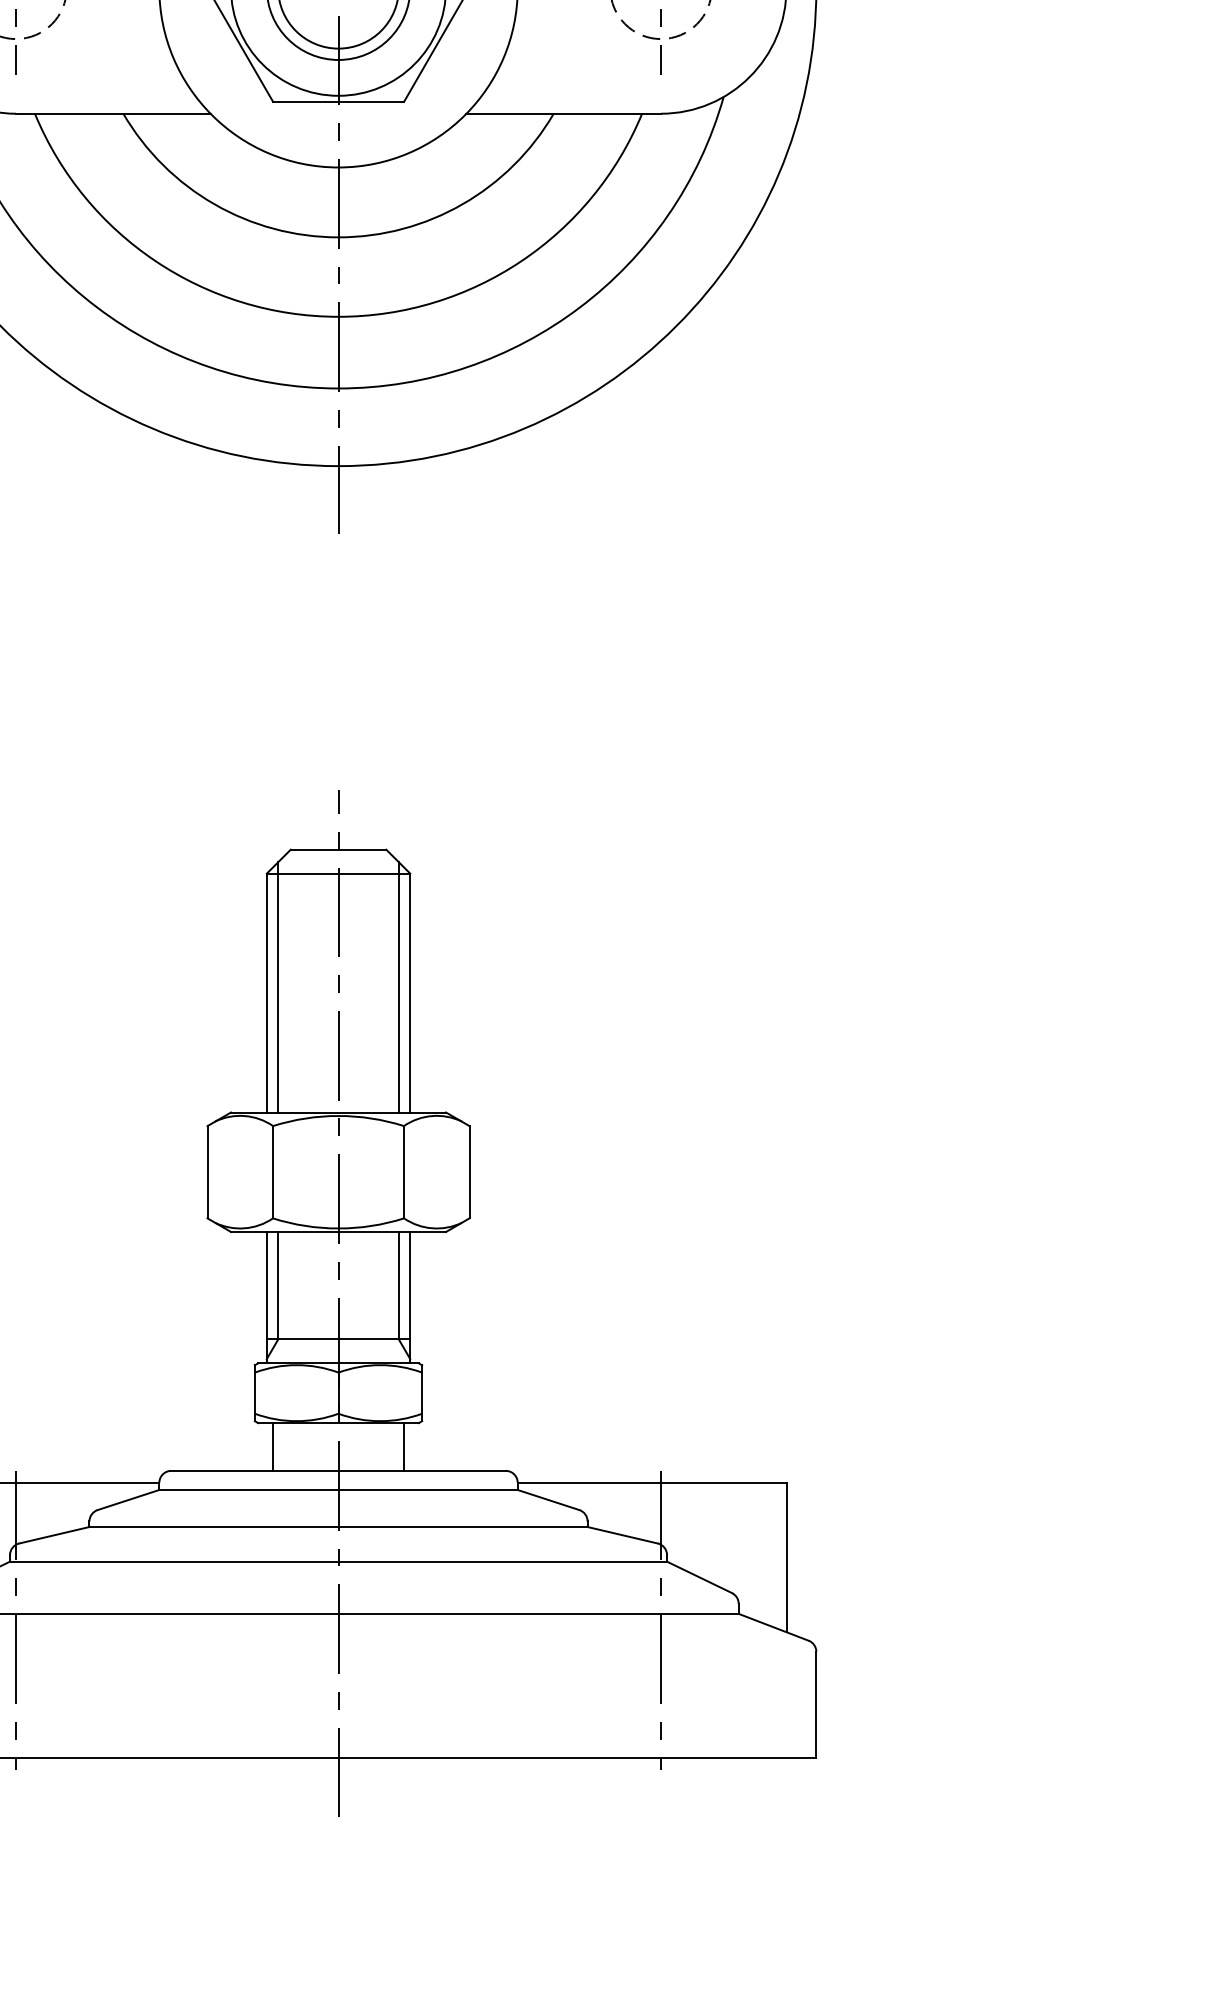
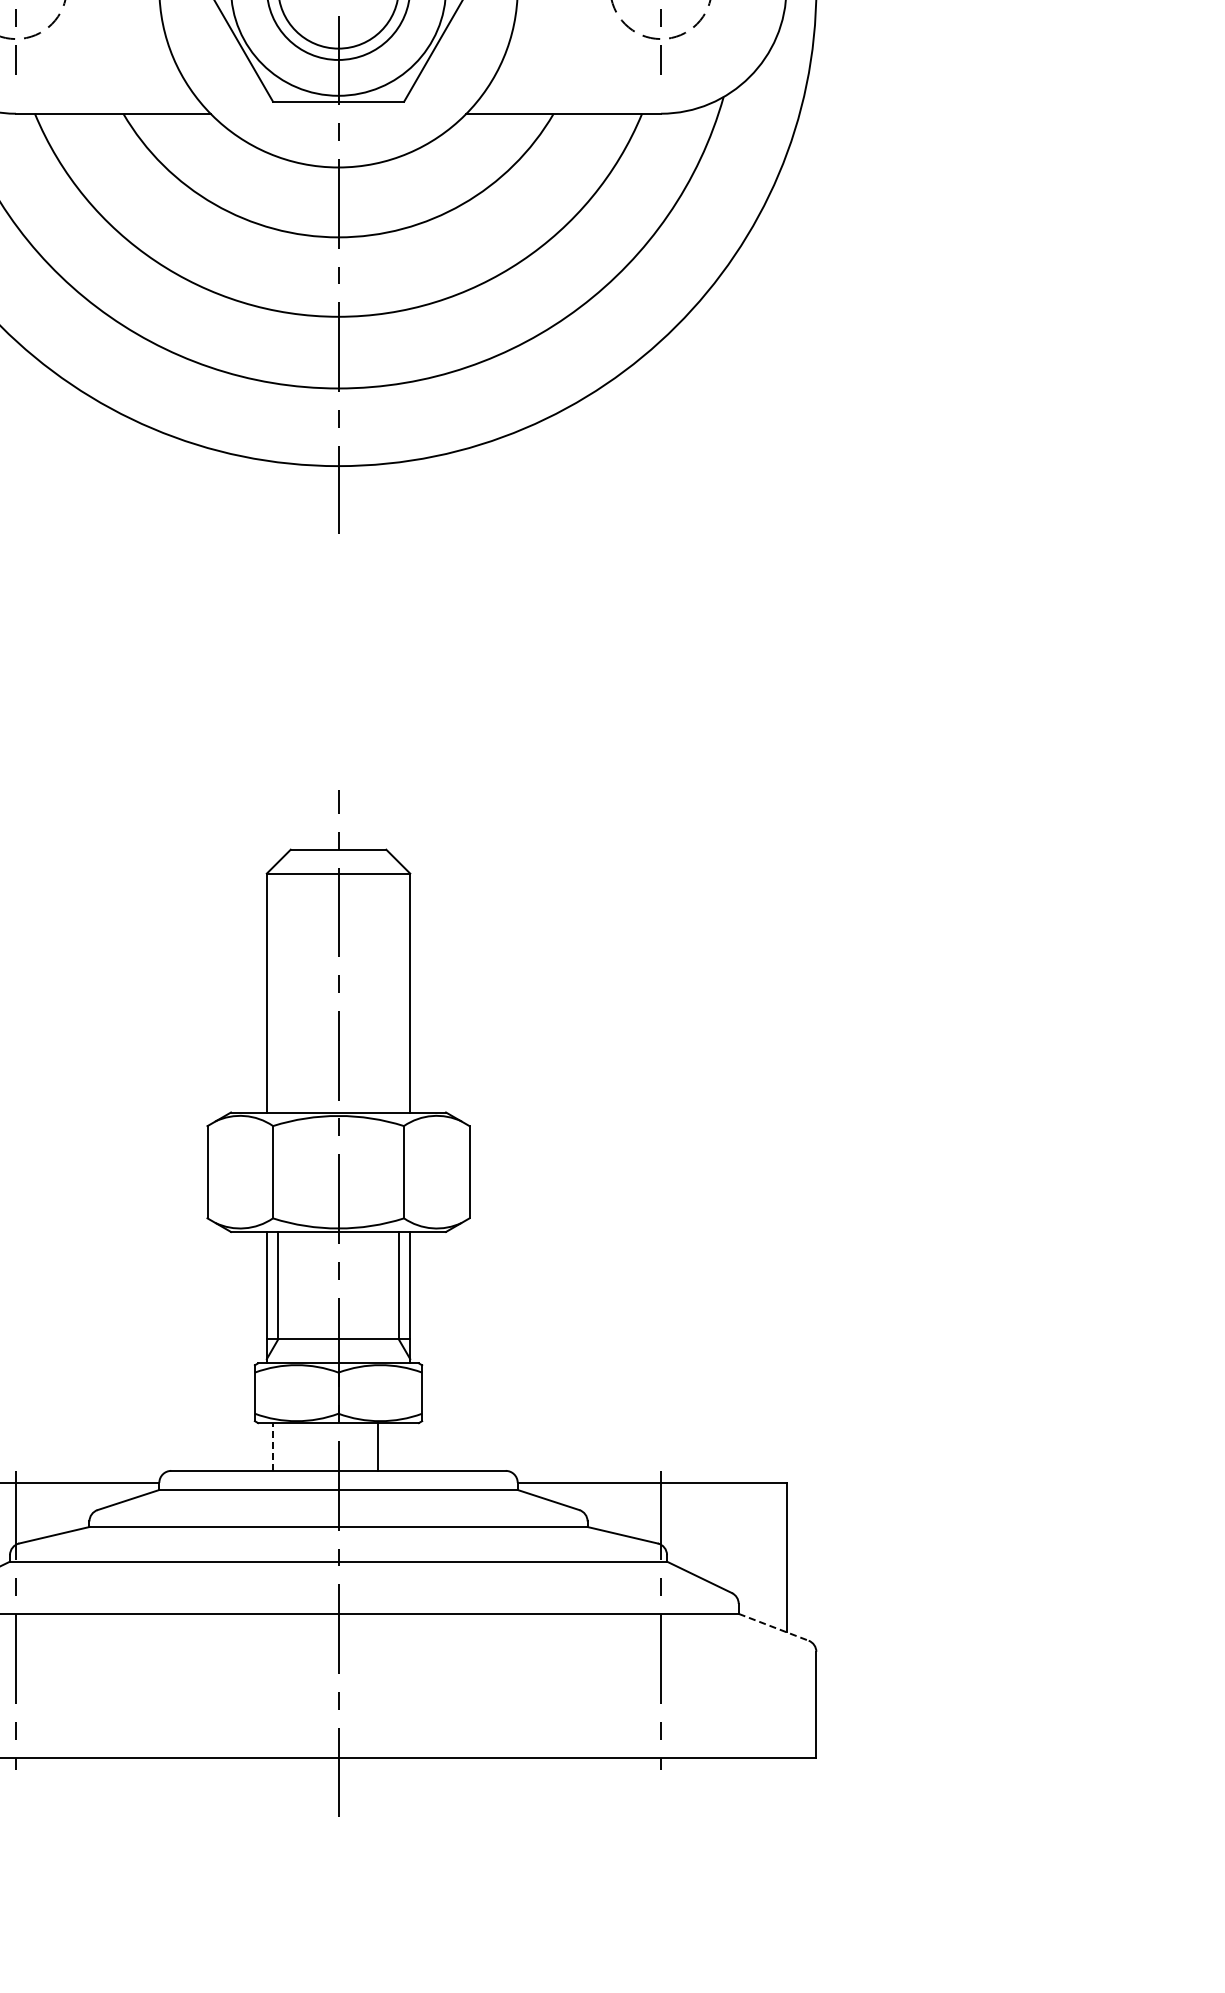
line: present -> none (278, 987)
line: present -> none (398, 987)
line: solid -> dashed (272, 1446)
line position: (404, 1446) -> (378, 1446) (378, 1446)
line: solid -> dashed (774, 1627)
